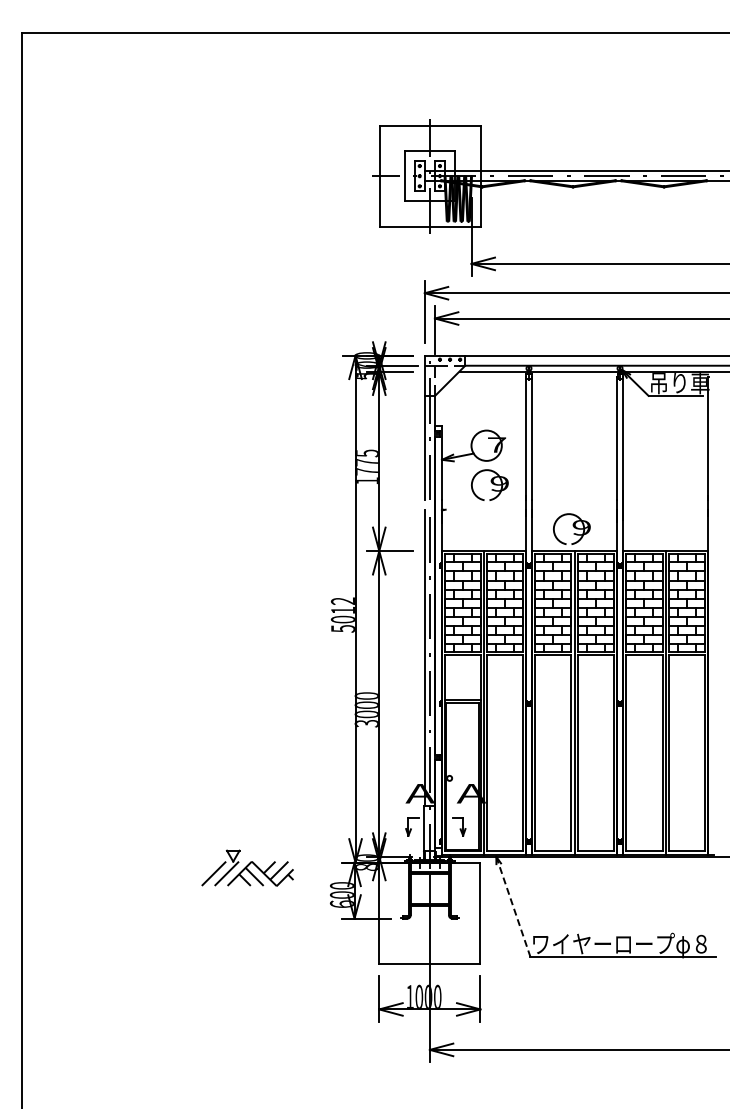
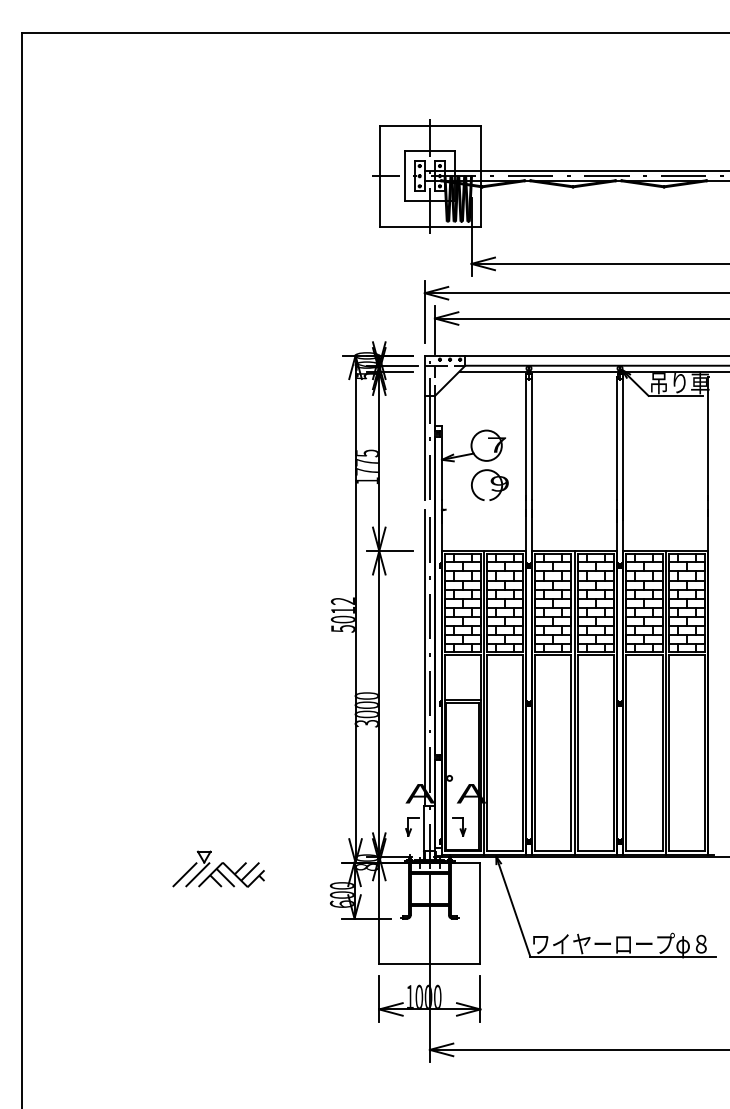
part: present -> none (571, 528)
part position: (247, 867) -> (218, 868) (218, 868)
line: dashed -> solid (513, 906)
